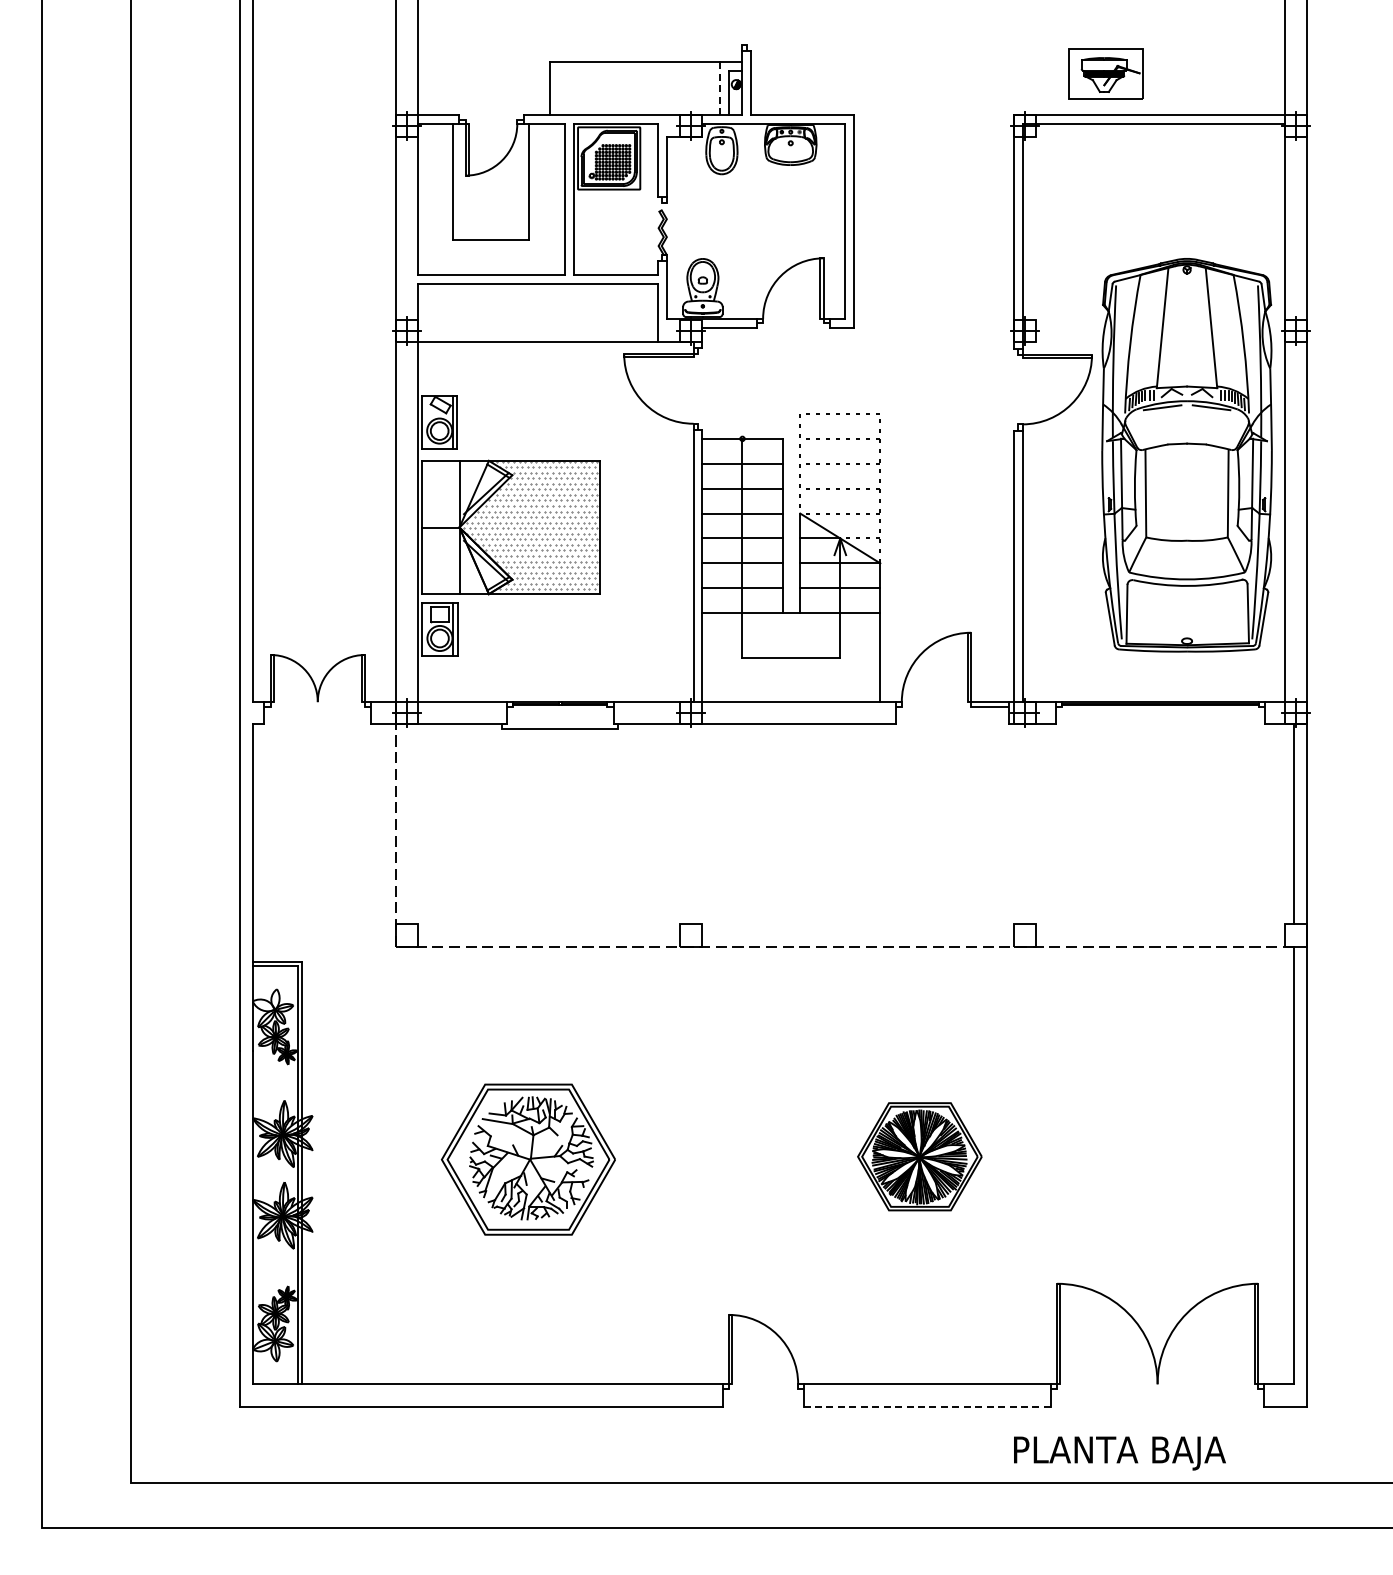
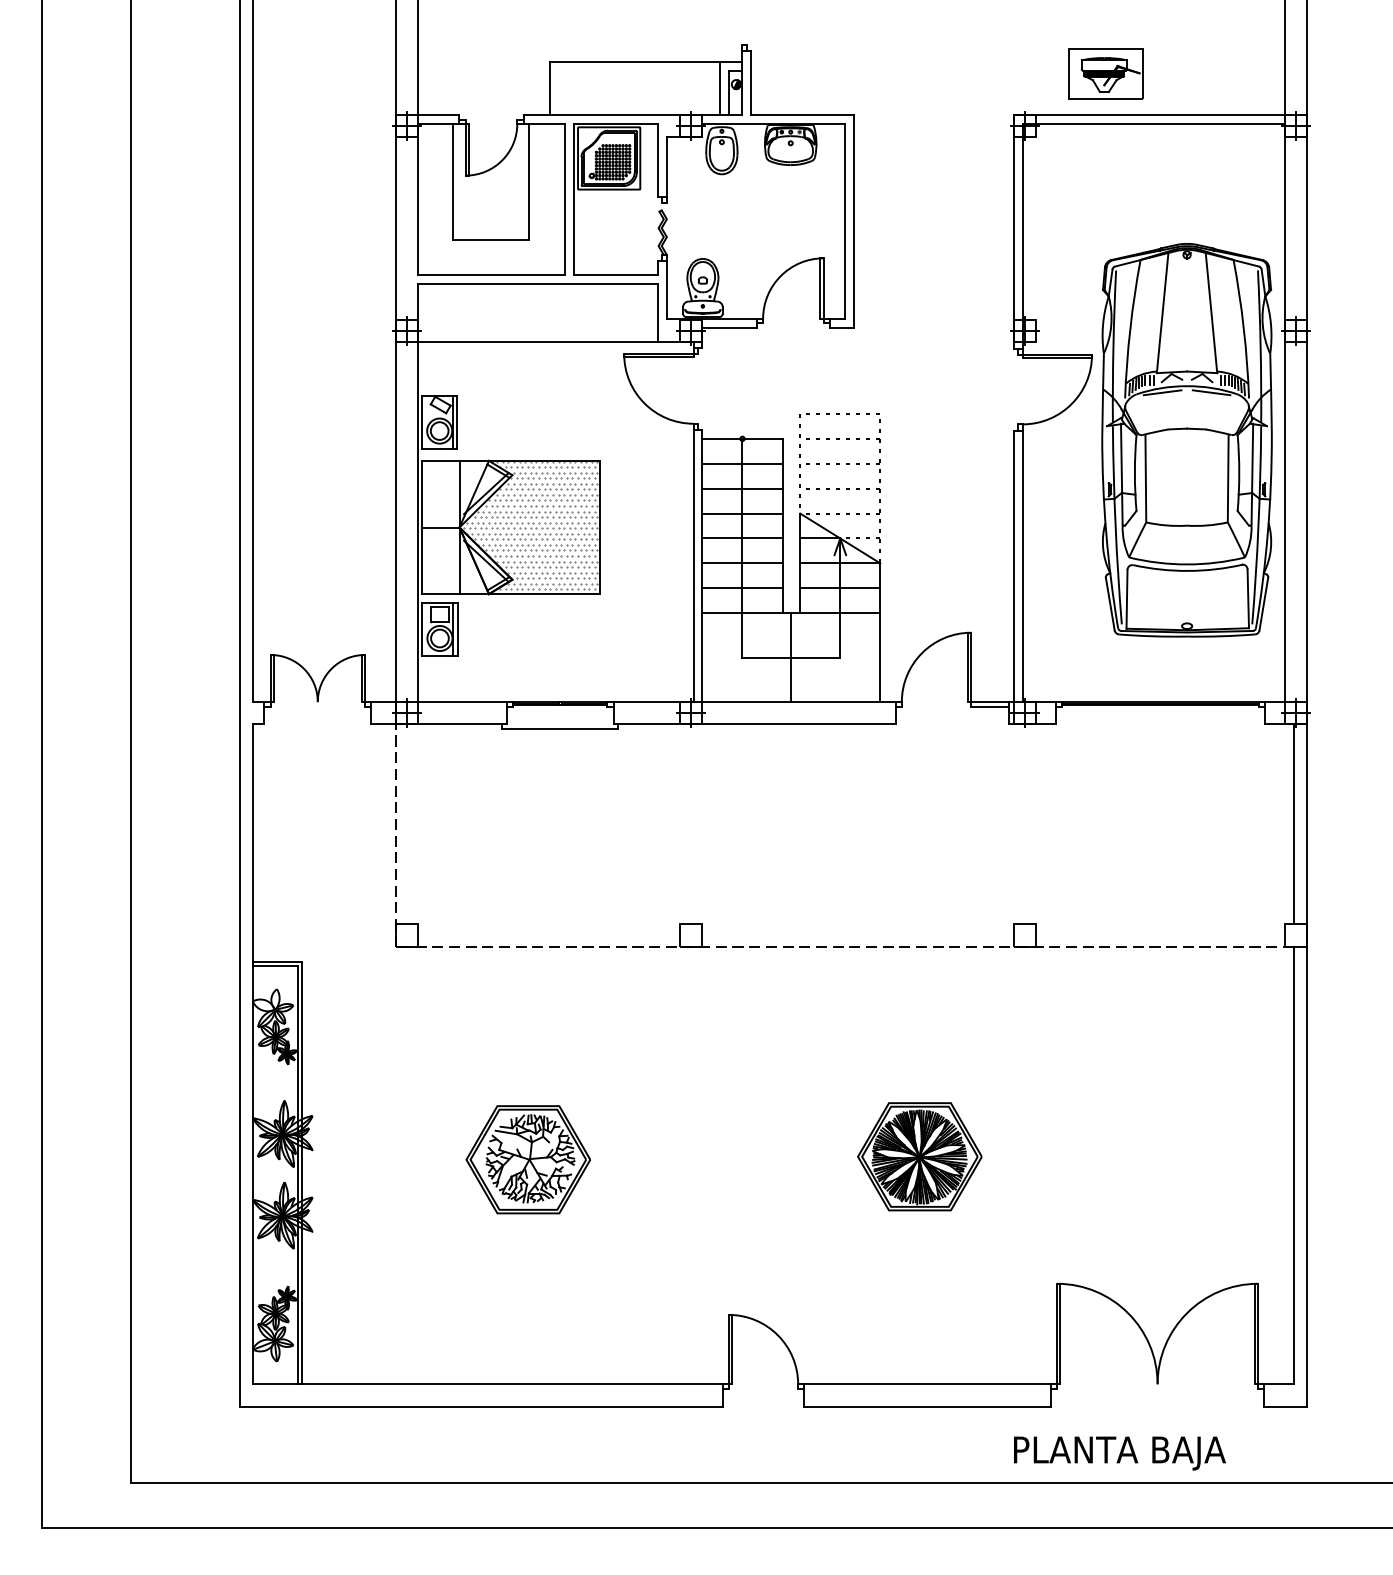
line: dashed -> solid (720, 88)
part position: (1186, 455) -> (1186, 440) (1186, 440)
line: none -> present (791, 657)
part size: 175x153 px -> 126x110 px (527, 1159)
line: dashed -> solid (927, 1406)
